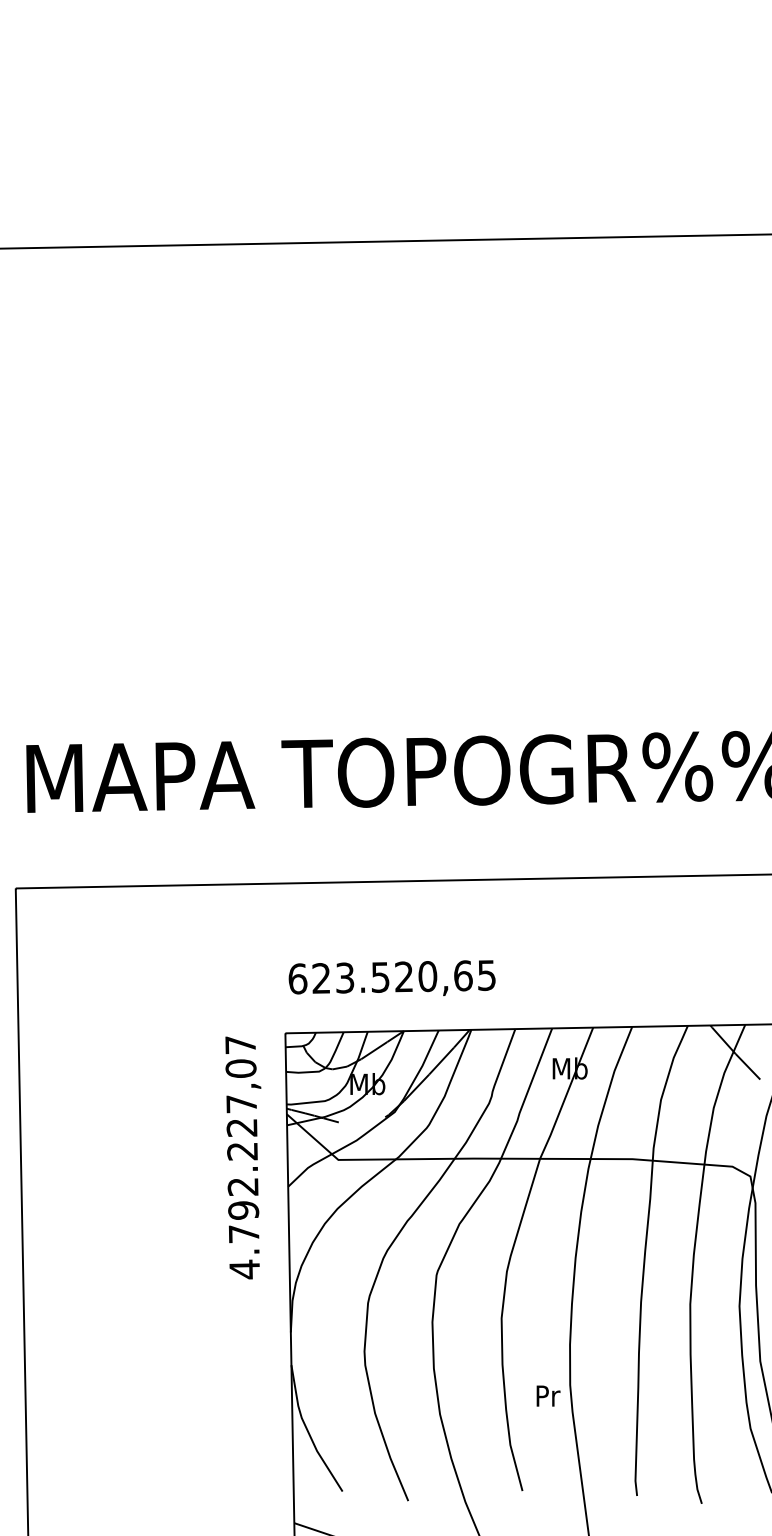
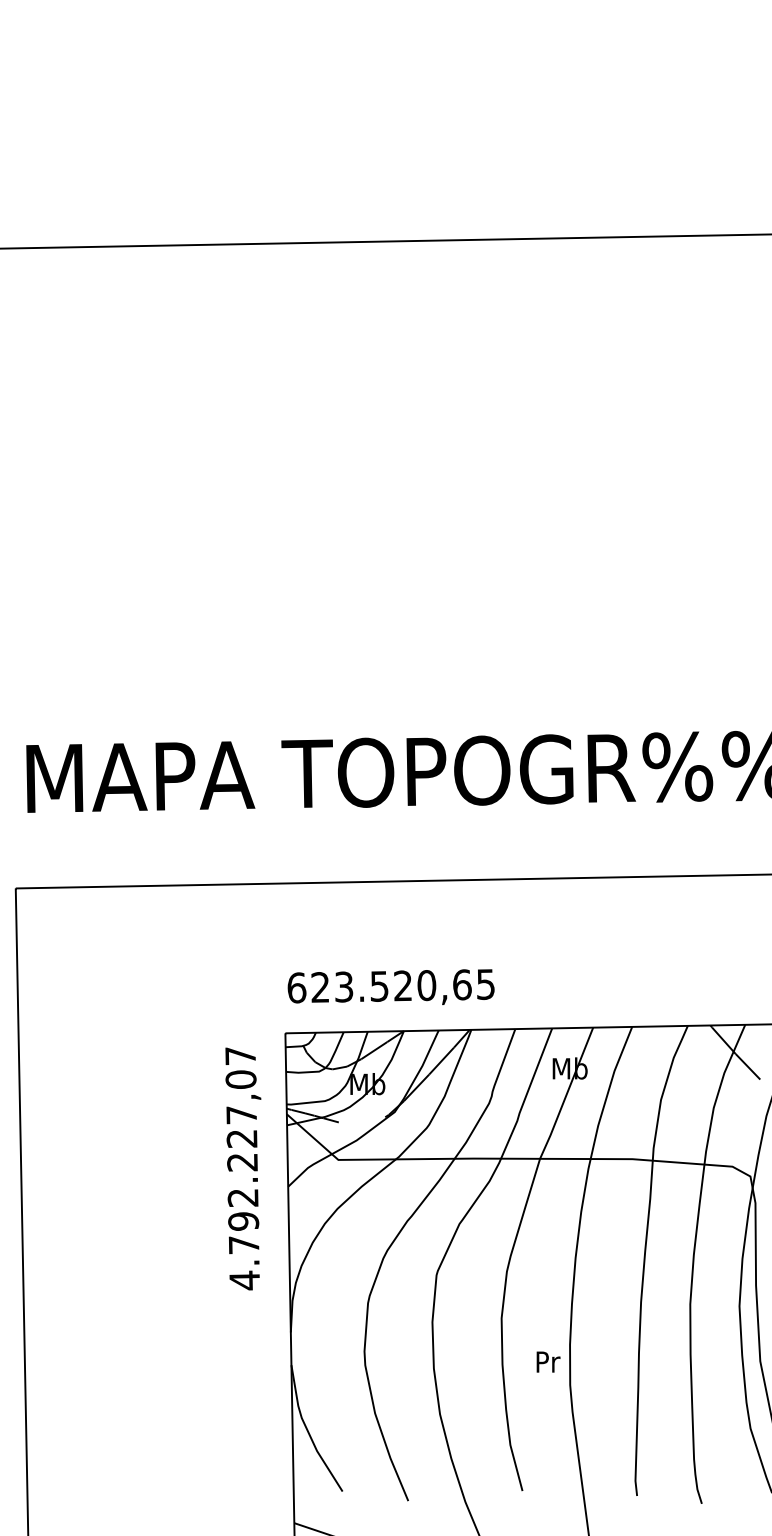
text position: (391, 977) -> (390, 986) (390, 986)
text position: (243, 1157) -> (243, 1168) (243, 1168)
text position: (548, 1395) -> (548, 1361) (548, 1361)
